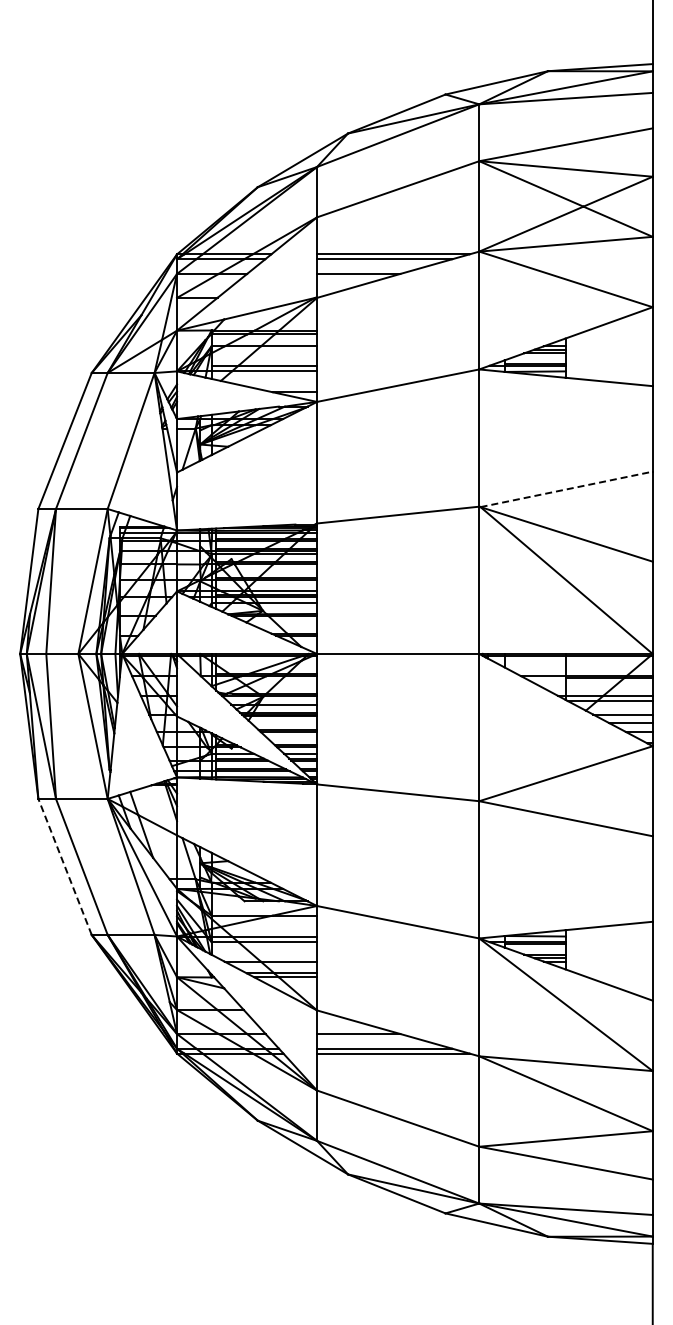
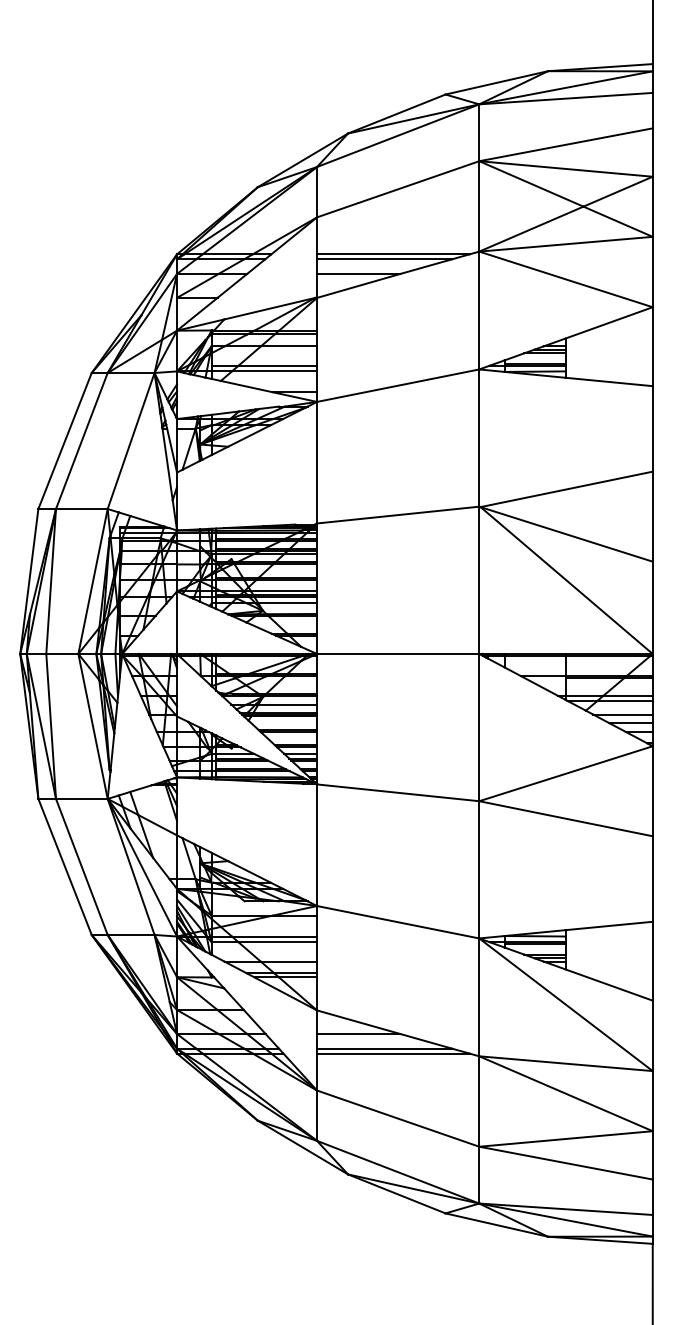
line: dashed -> solid (566, 489)
line: dashed -> solid (64, 866)
